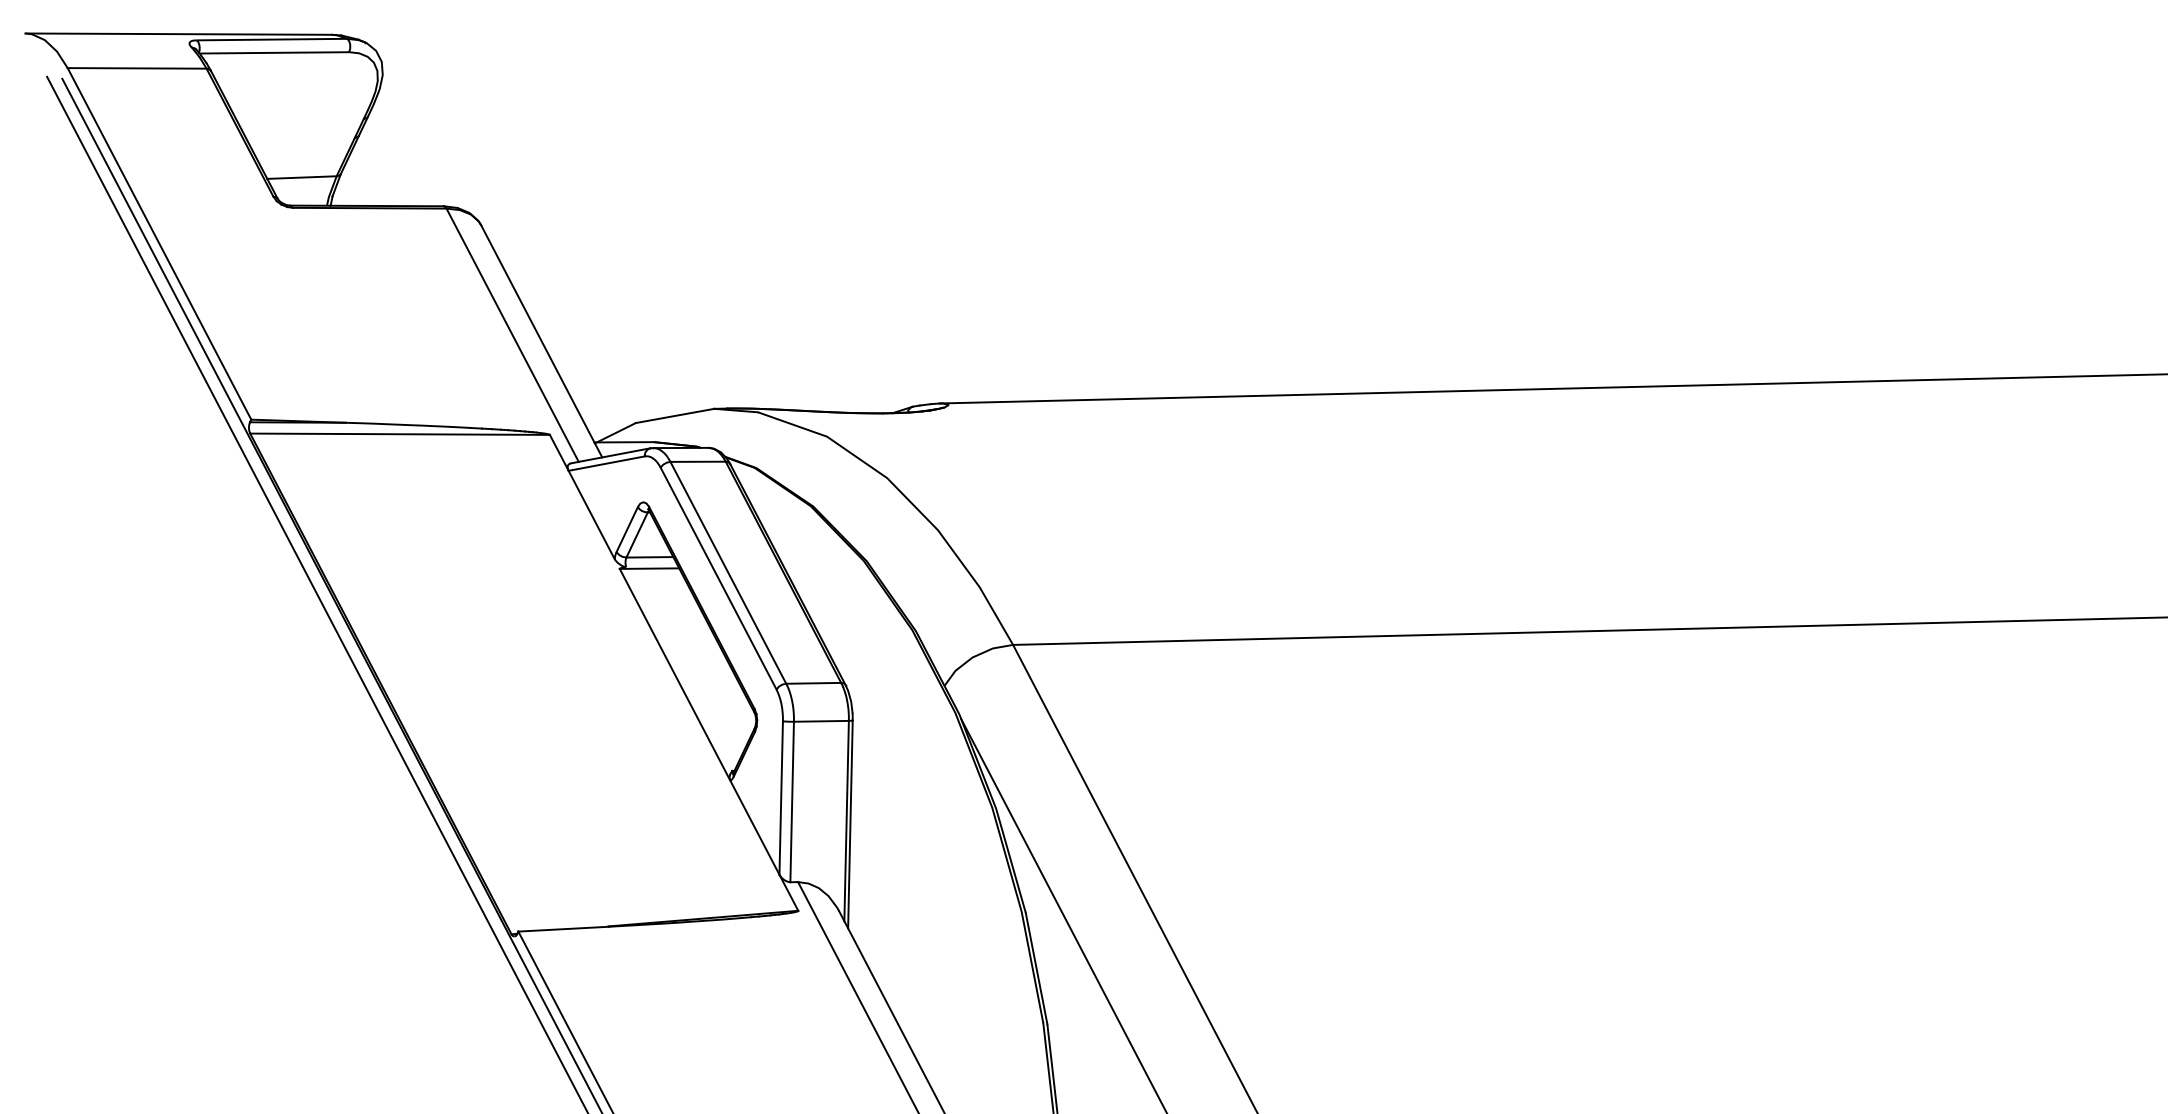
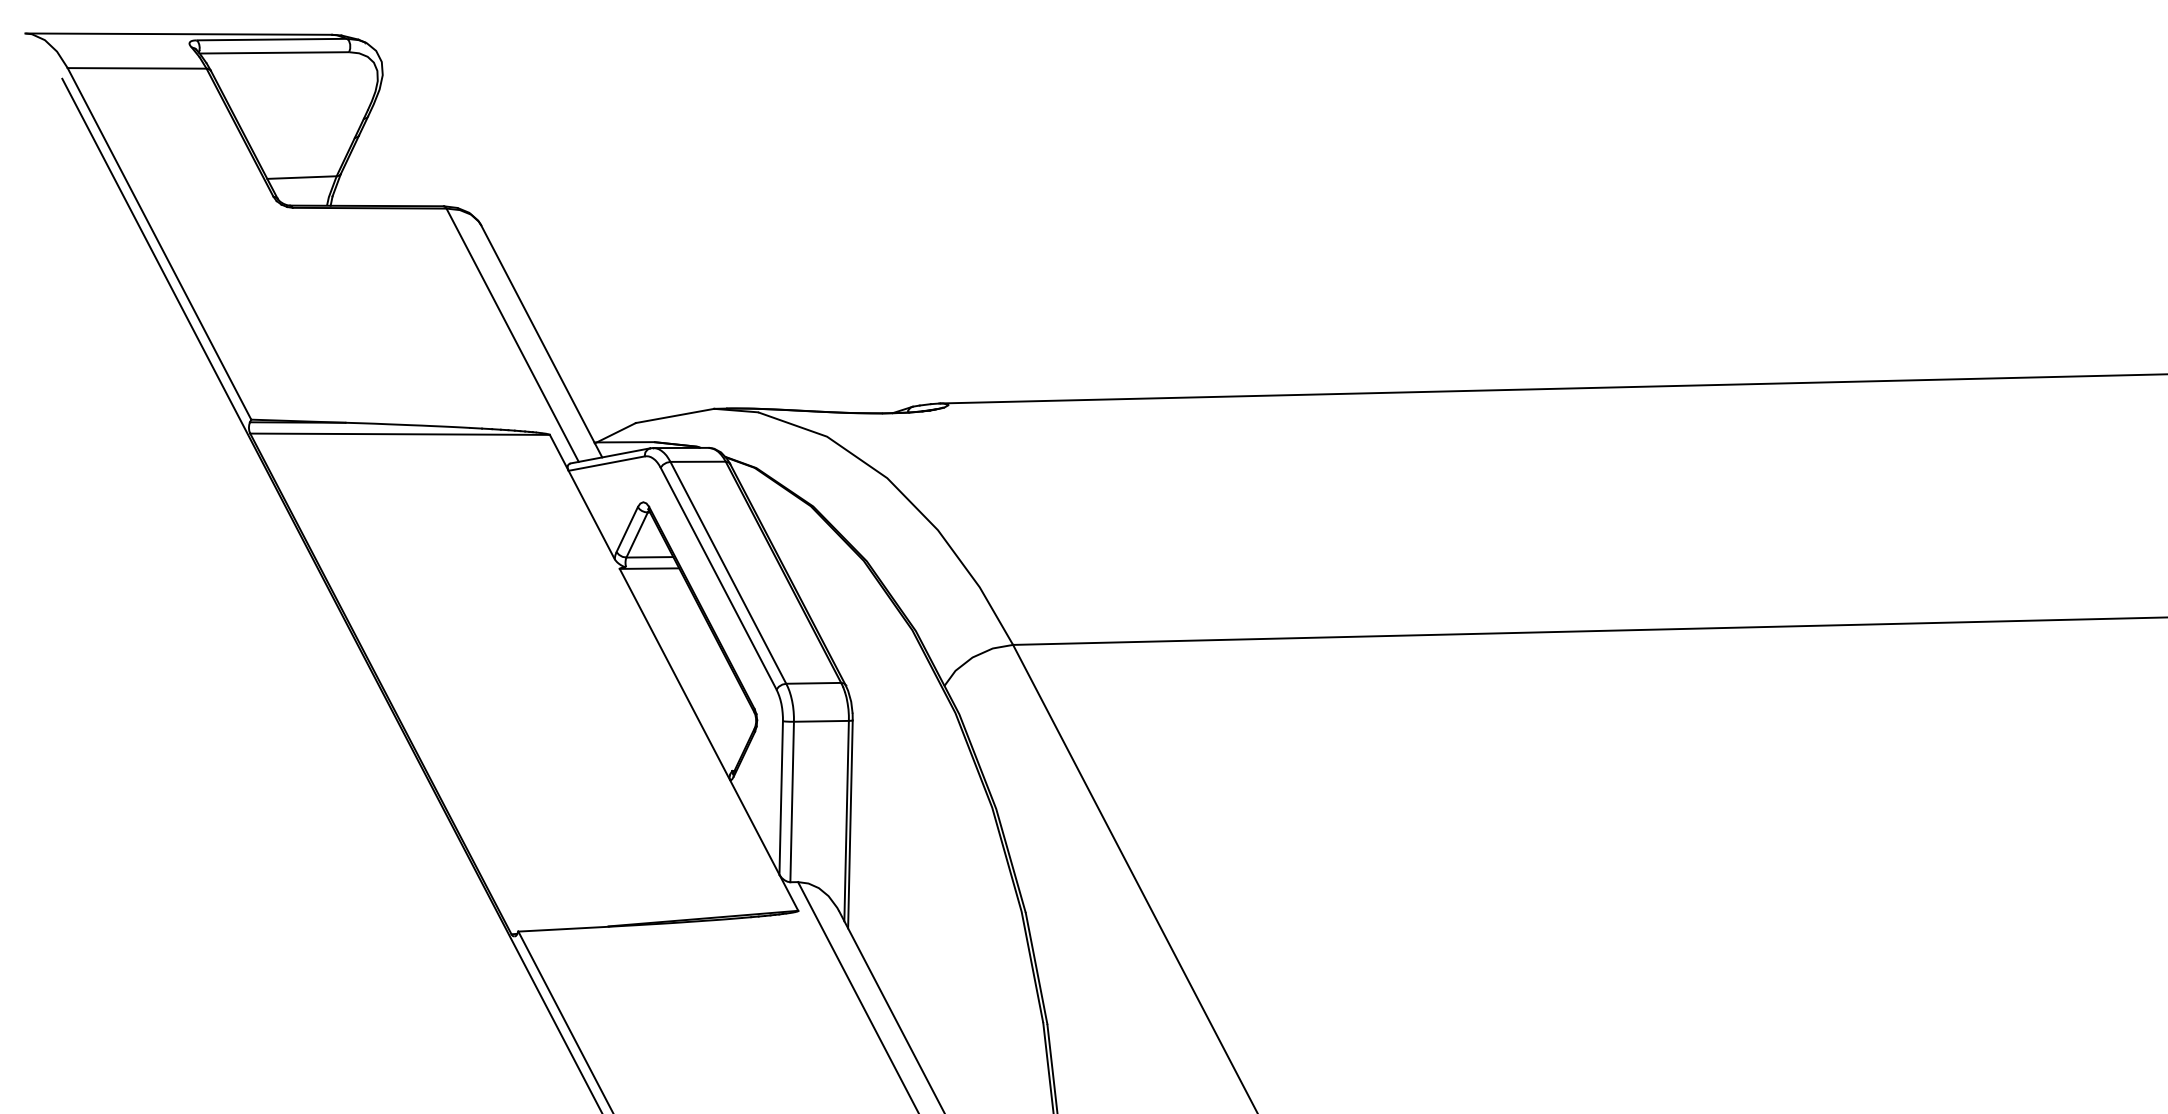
line: present -> none (316, 593)
line: present -> none (1063, 914)
